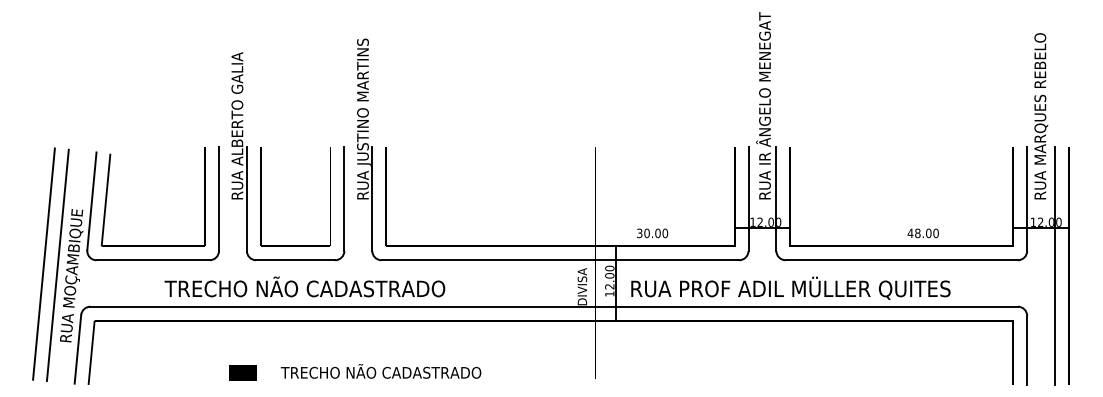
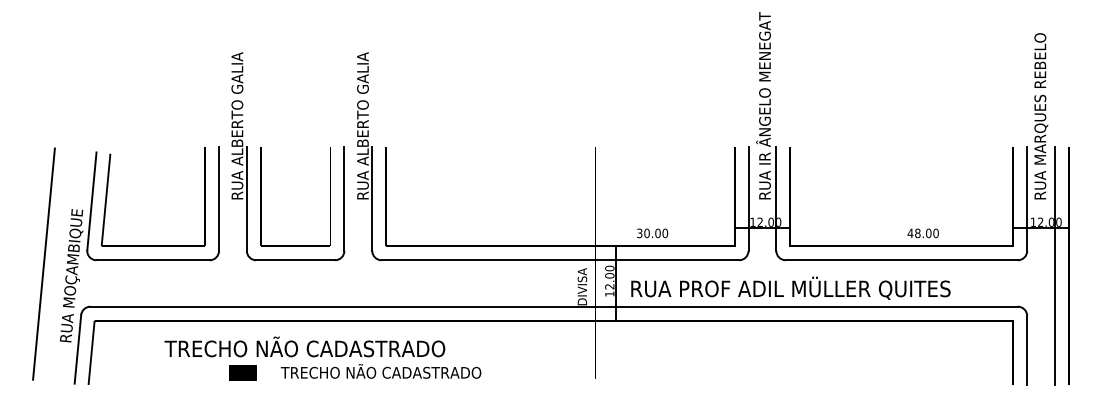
text: RUA JUSTINO MARTINS -> RUA ALBERTO GALIA (363, 102)
line: present -> none (57, 265)
text position: (304, 286) -> (304, 346) (304, 346)
